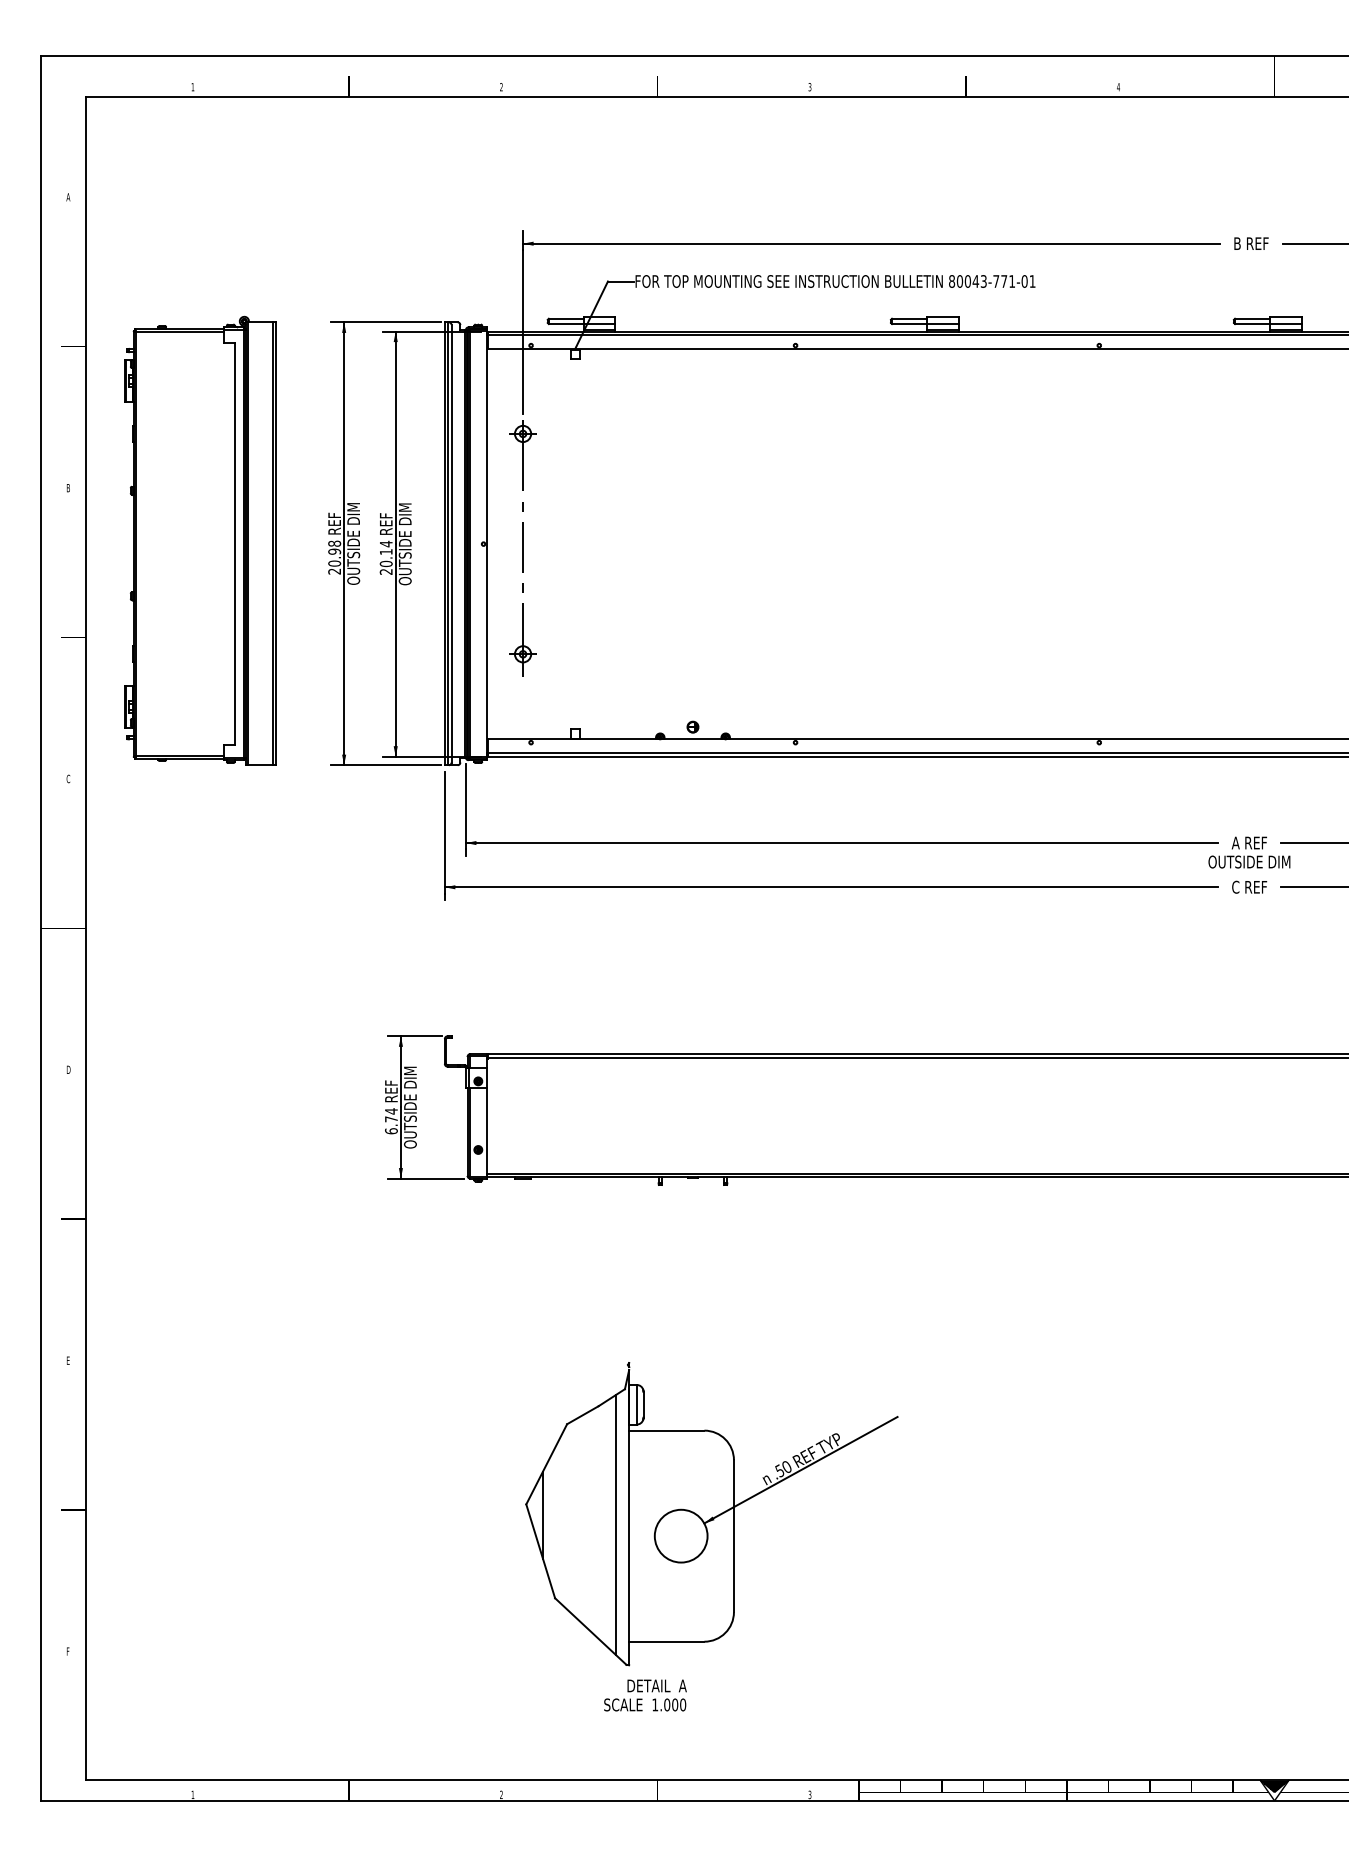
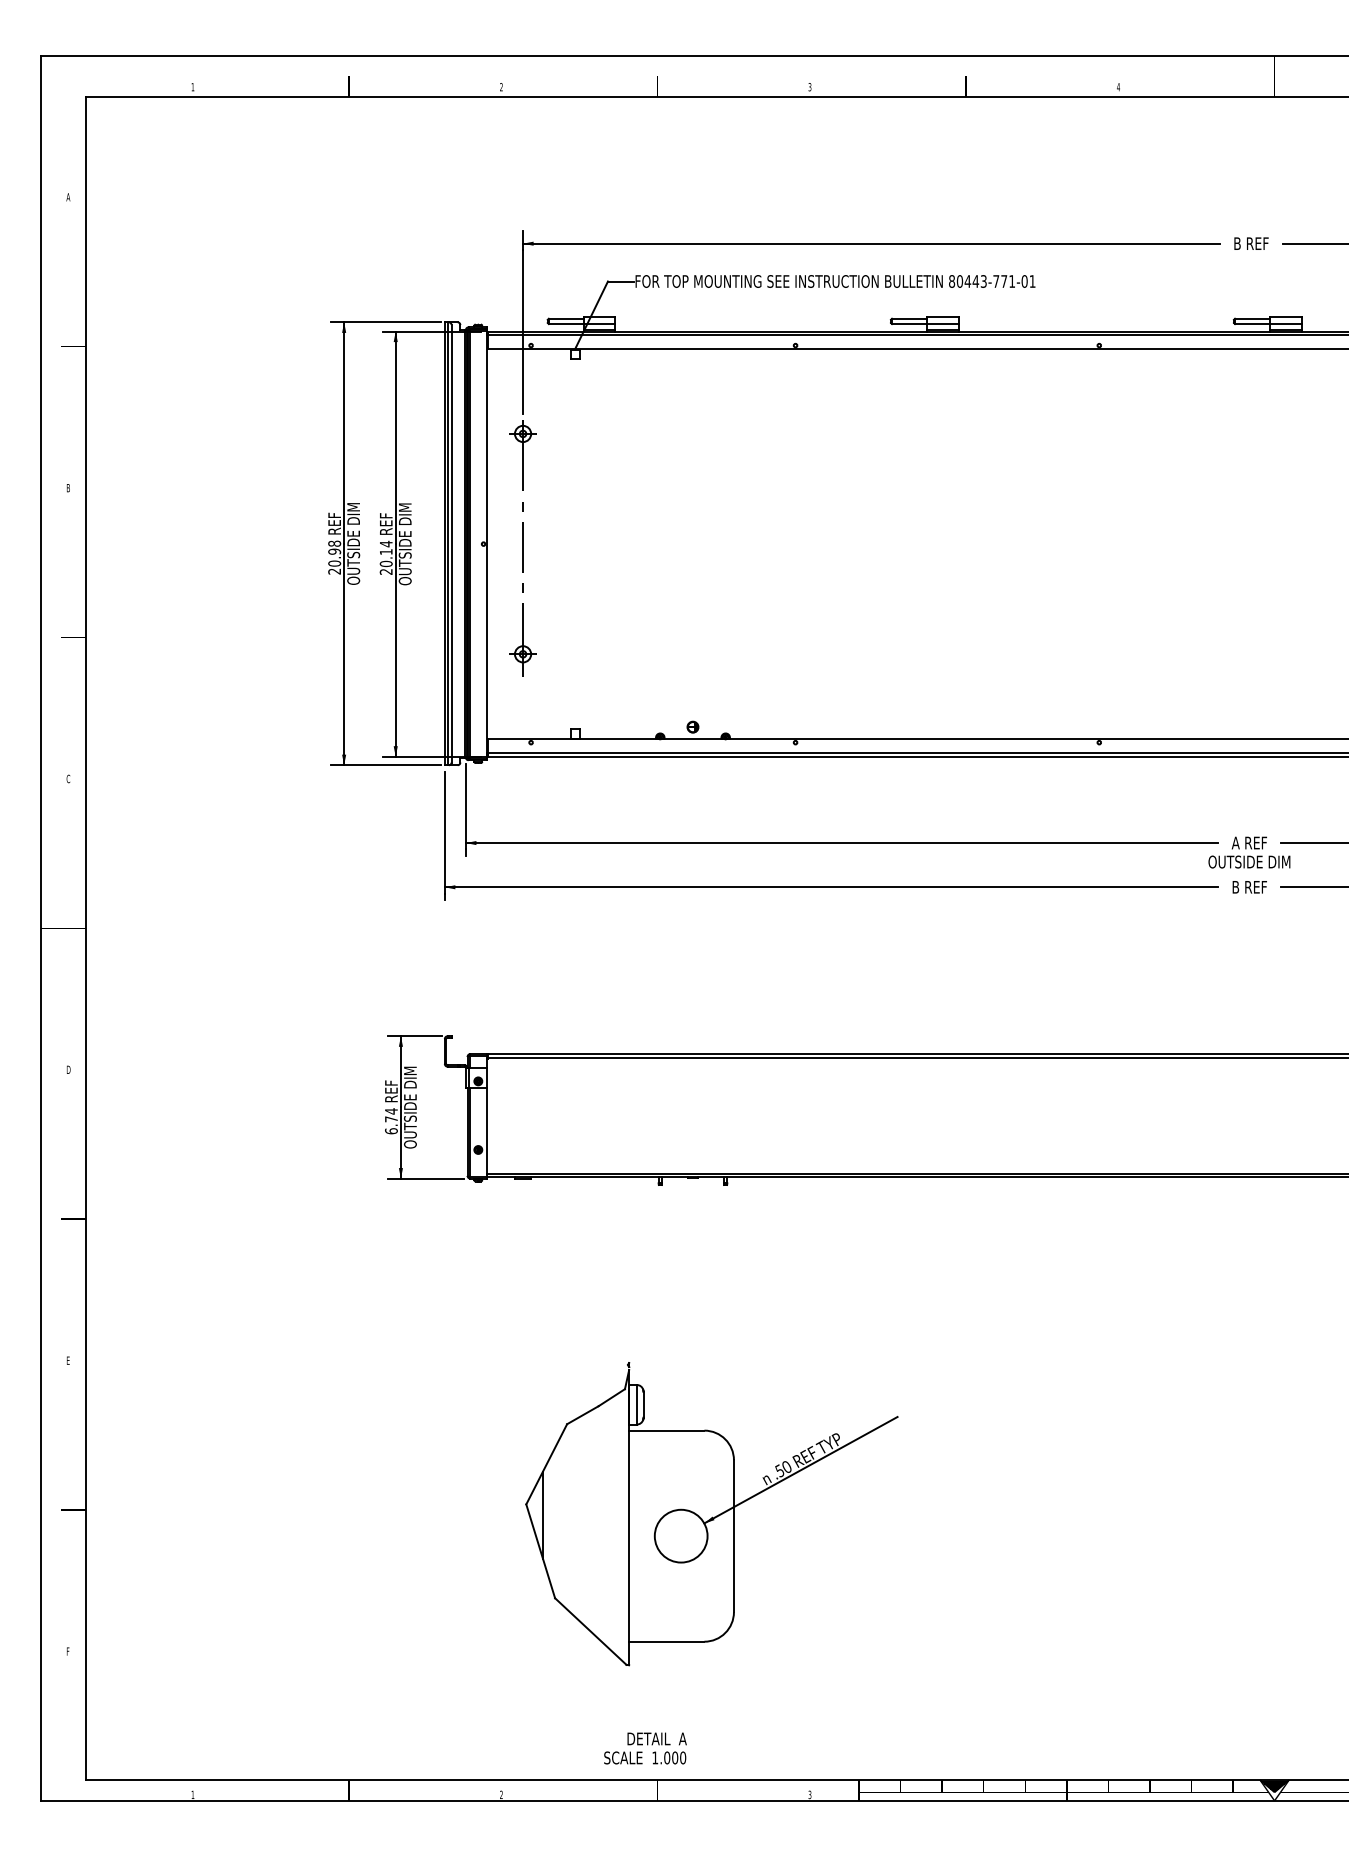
text: 80043-771-01 -> 80443-771-01 (967, 281)
part: present -> none (200, 540)
text: C REF -> B REF (1235, 886)
line: present -> none (615, 1524)
text position: (645, 1695) -> (645, 1748) (645, 1748)
